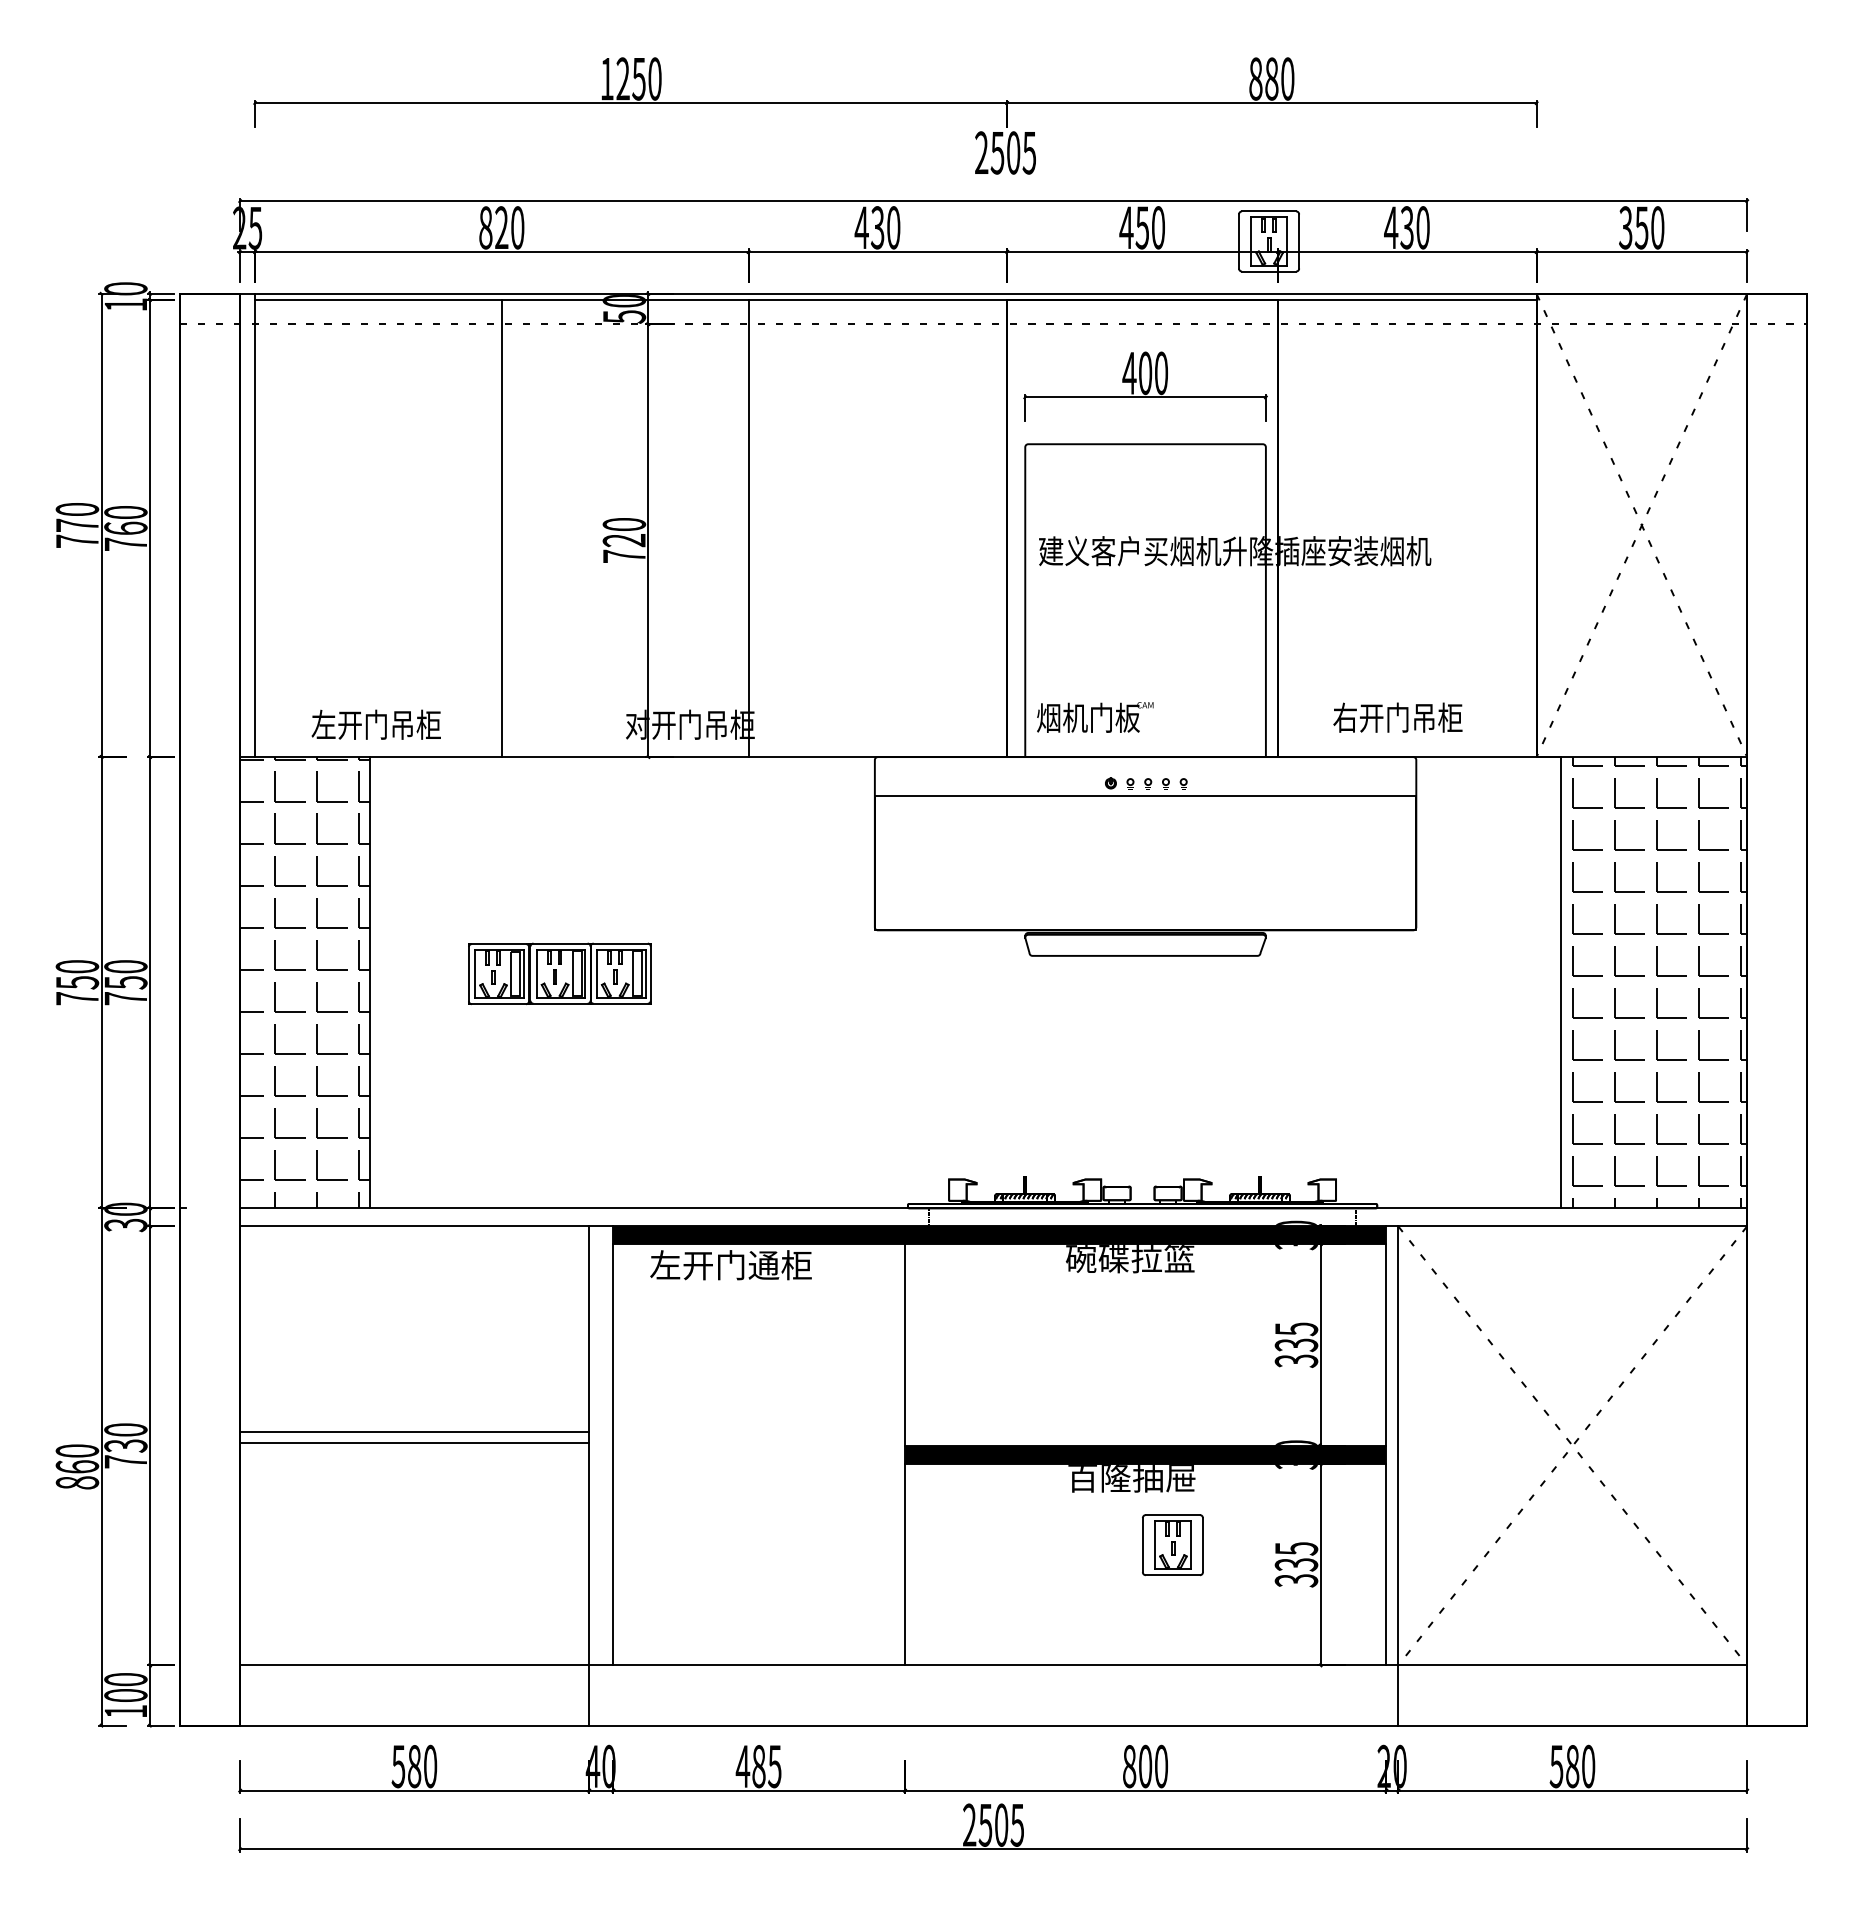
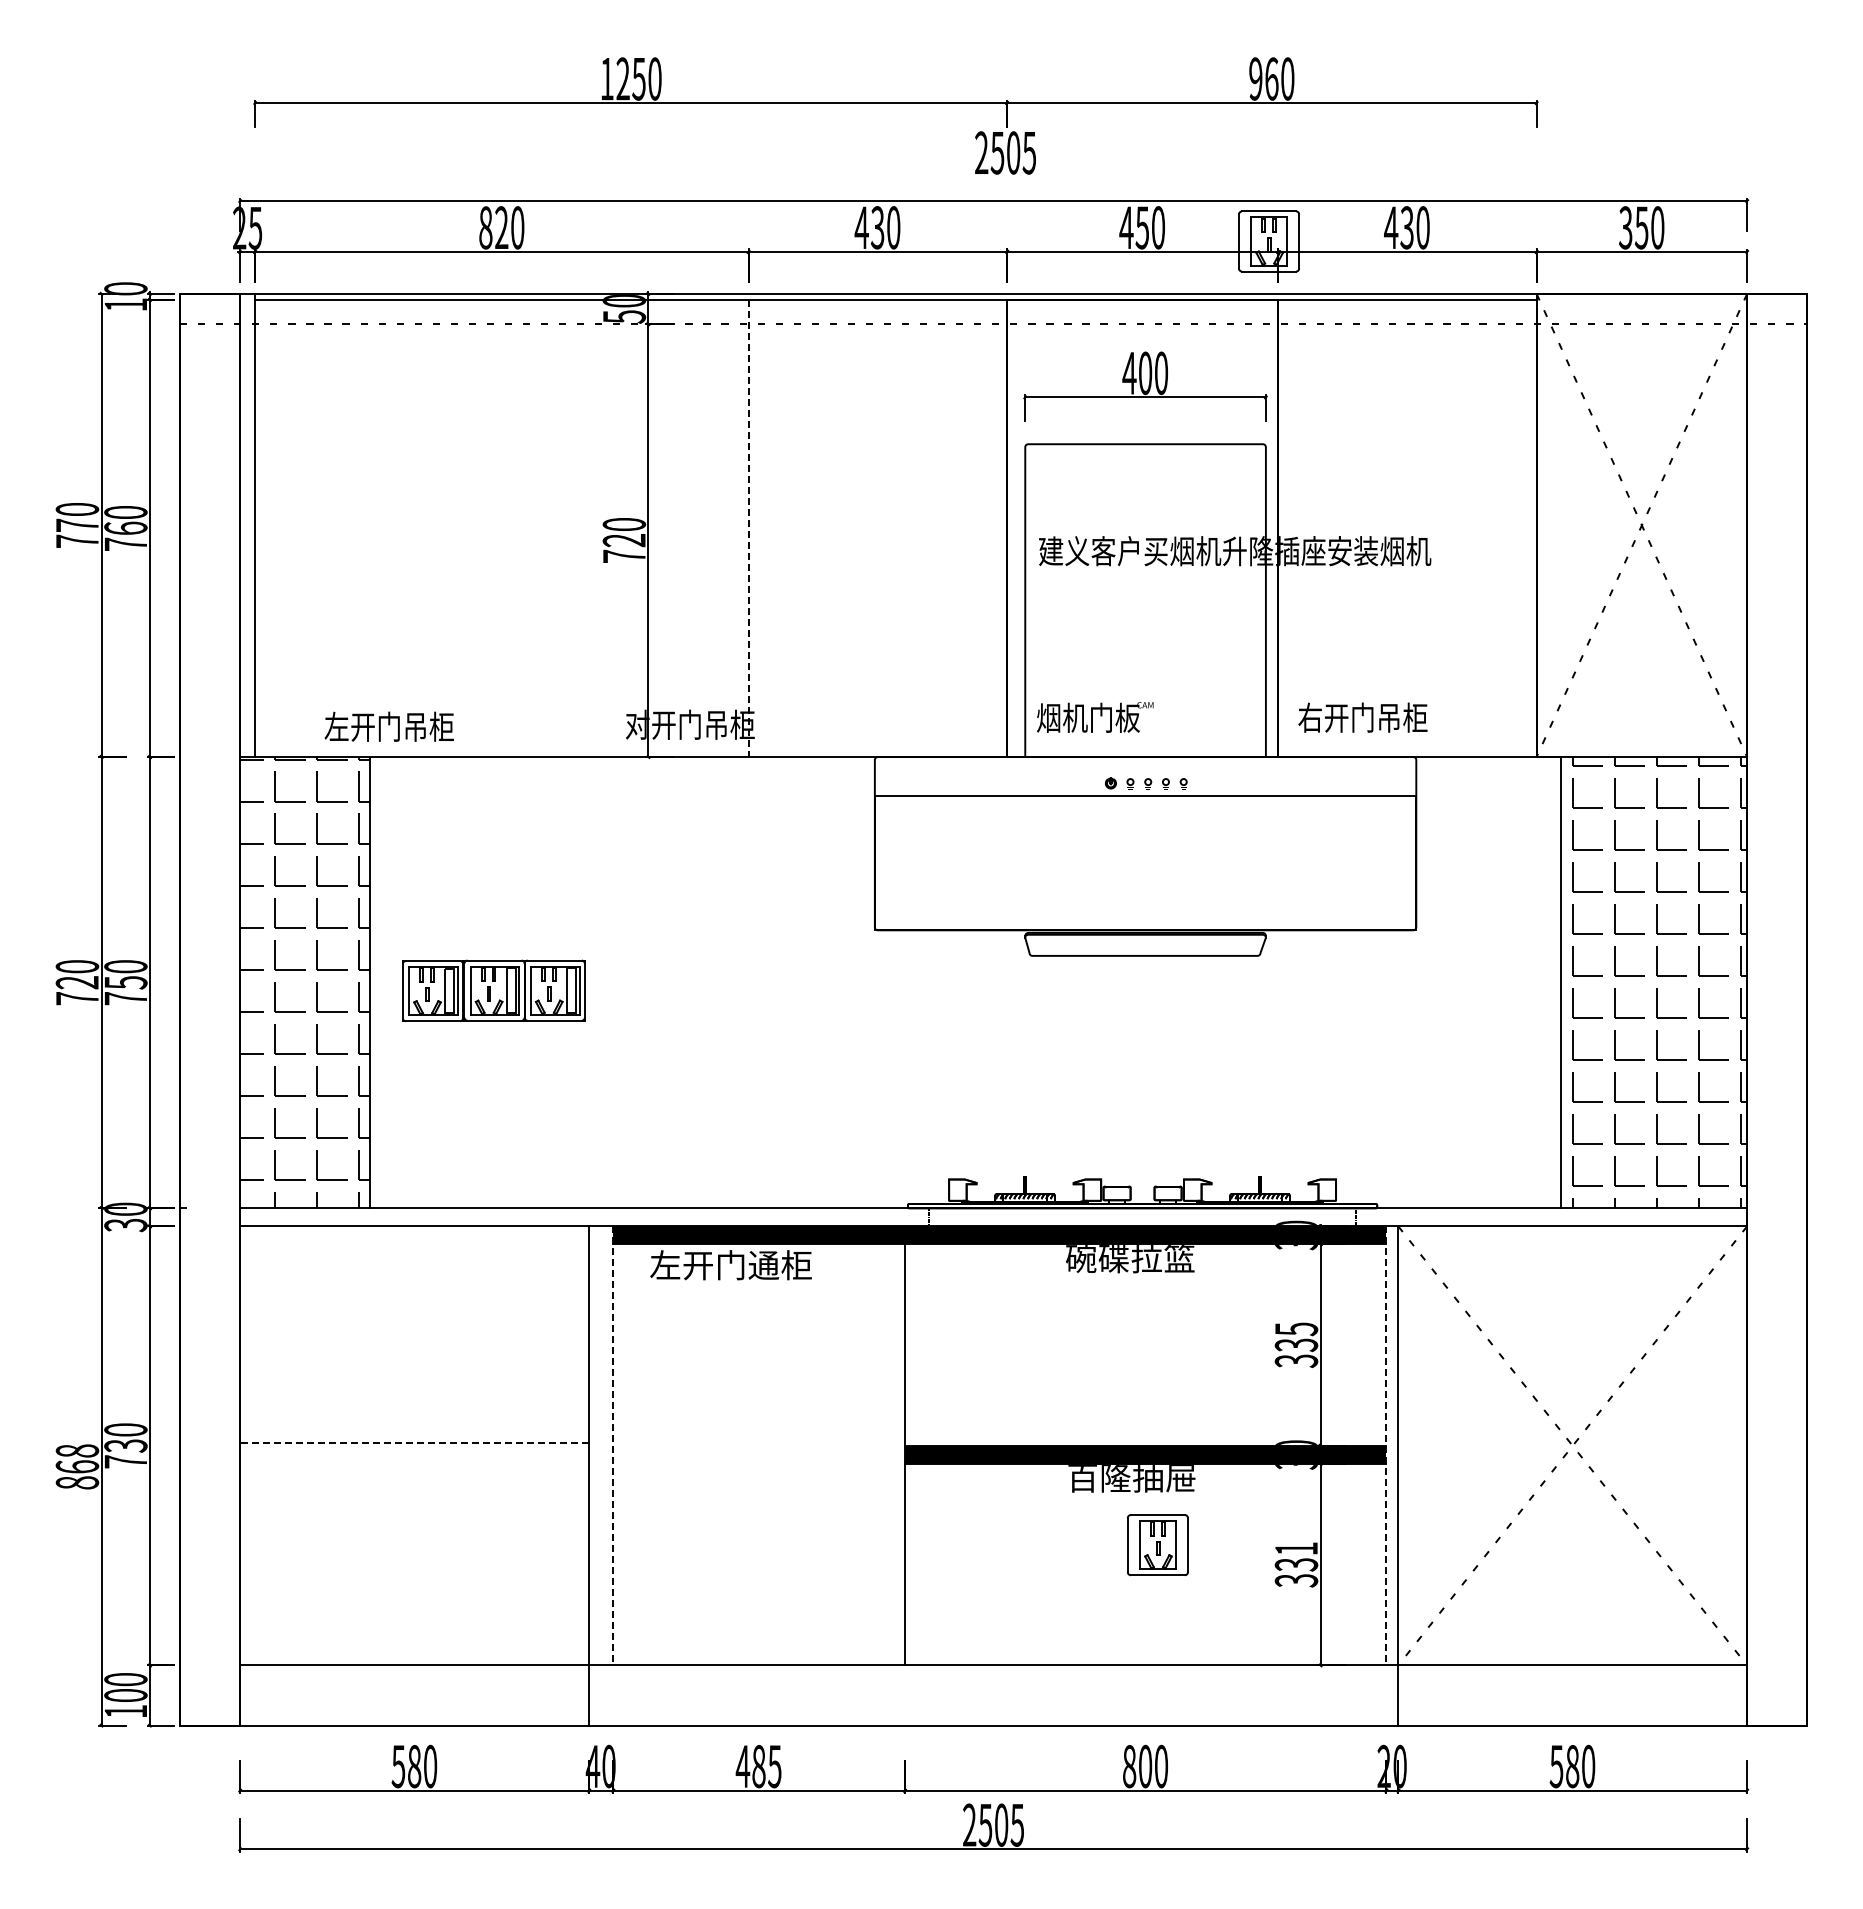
text: 880 -> 960 (1263, 78)
line: present -> none (501, 528)
line: solid -> dashed (748, 528)
text position: (1397, 717) -> (1362, 717) (1362, 717)
text position: (375, 724) -> (388, 726) (388, 726)
part position: (559, 973) -> (493, 990) (493, 990)
text: 750 -> 720 (77, 982)
line: present -> none (414, 1432)
line: solid -> dashed (414, 1442)
line: solid -> dashed (613, 1445)
line: solid -> dashed (1386, 1445)
text: 860 -> 868 (76, 1450)
part position: (1172, 1545) -> (1157, 1545) (1157, 1545)
text: 335 -> 331 (1296, 1548)
